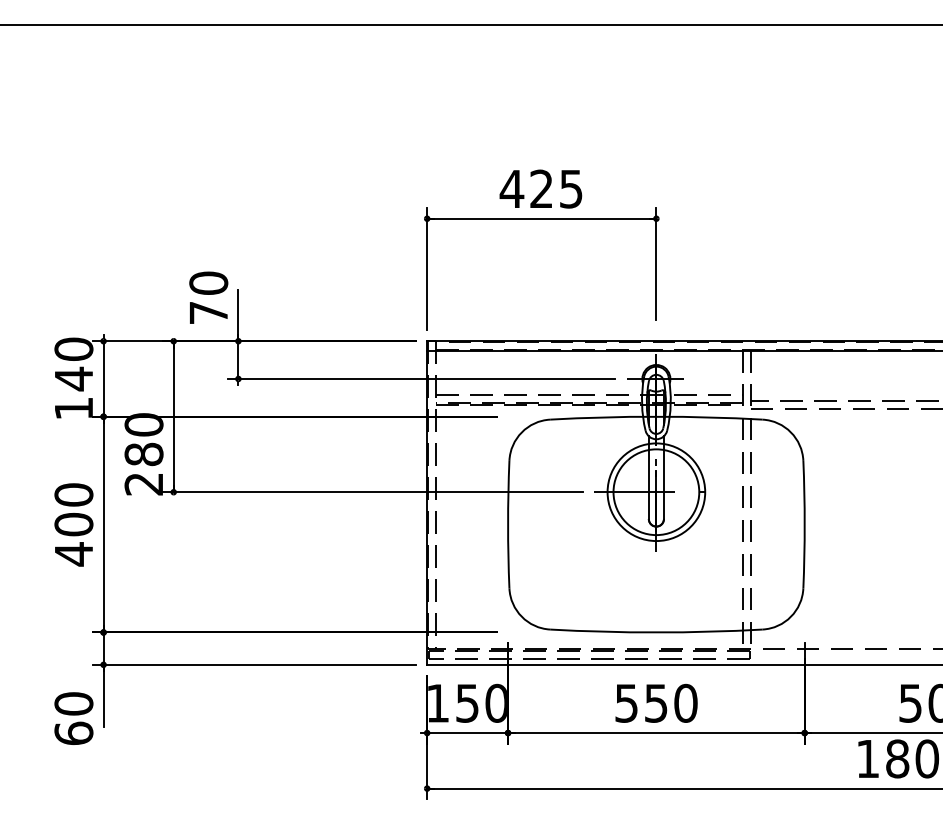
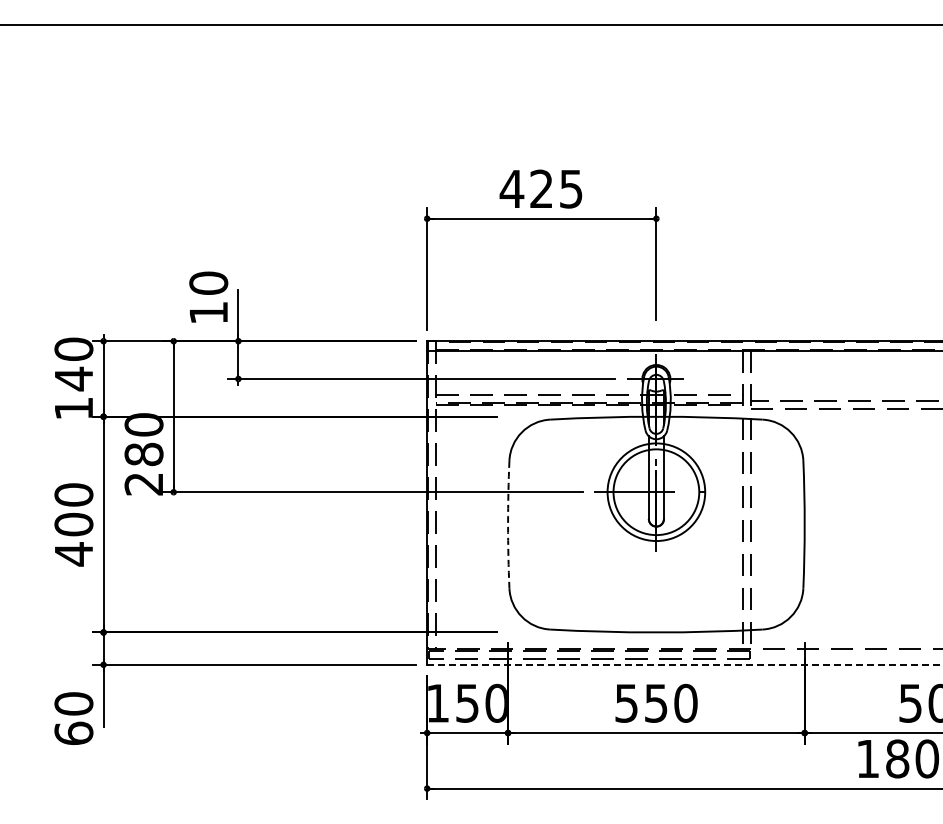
text: 70 -> 10 (208, 312)
arc: solid -> dashed (508, 524)
line: solid -> dashed (685, 664)
